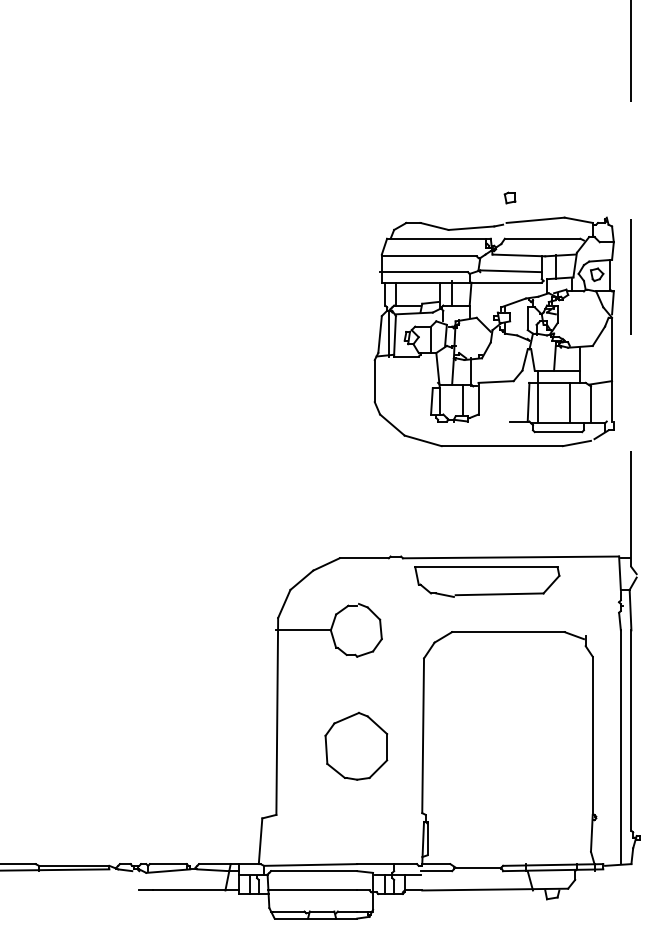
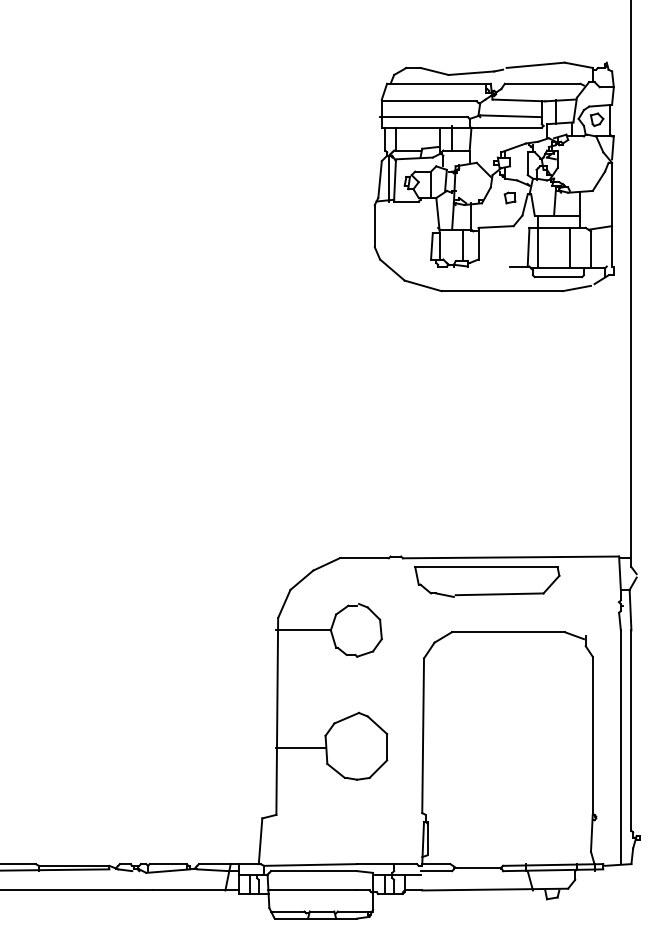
line: dashed -> solid (631, 283)
part position: (493, 331) -> (493, 176) (493, 176)
line: none -> present (300, 748)
line: none -> present (69, 890)
